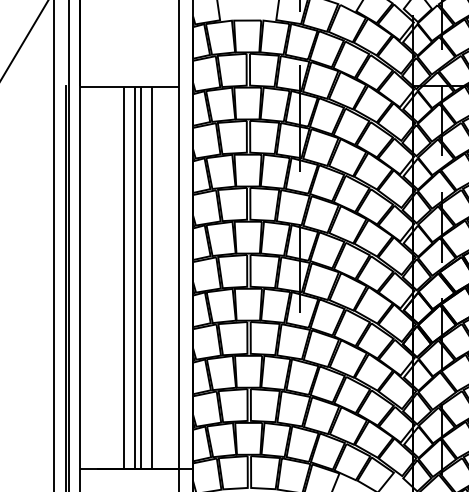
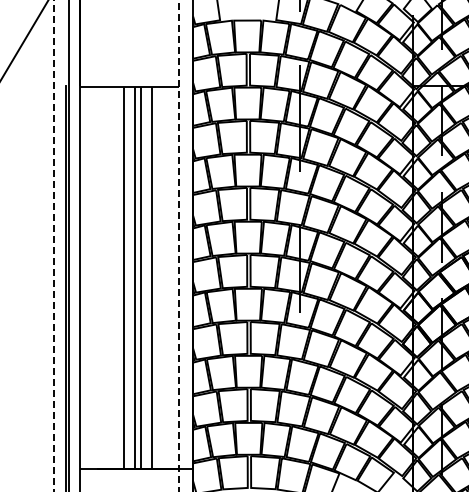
line: solid -> dashed (54, 245)
line: solid -> dashed (178, 246)
